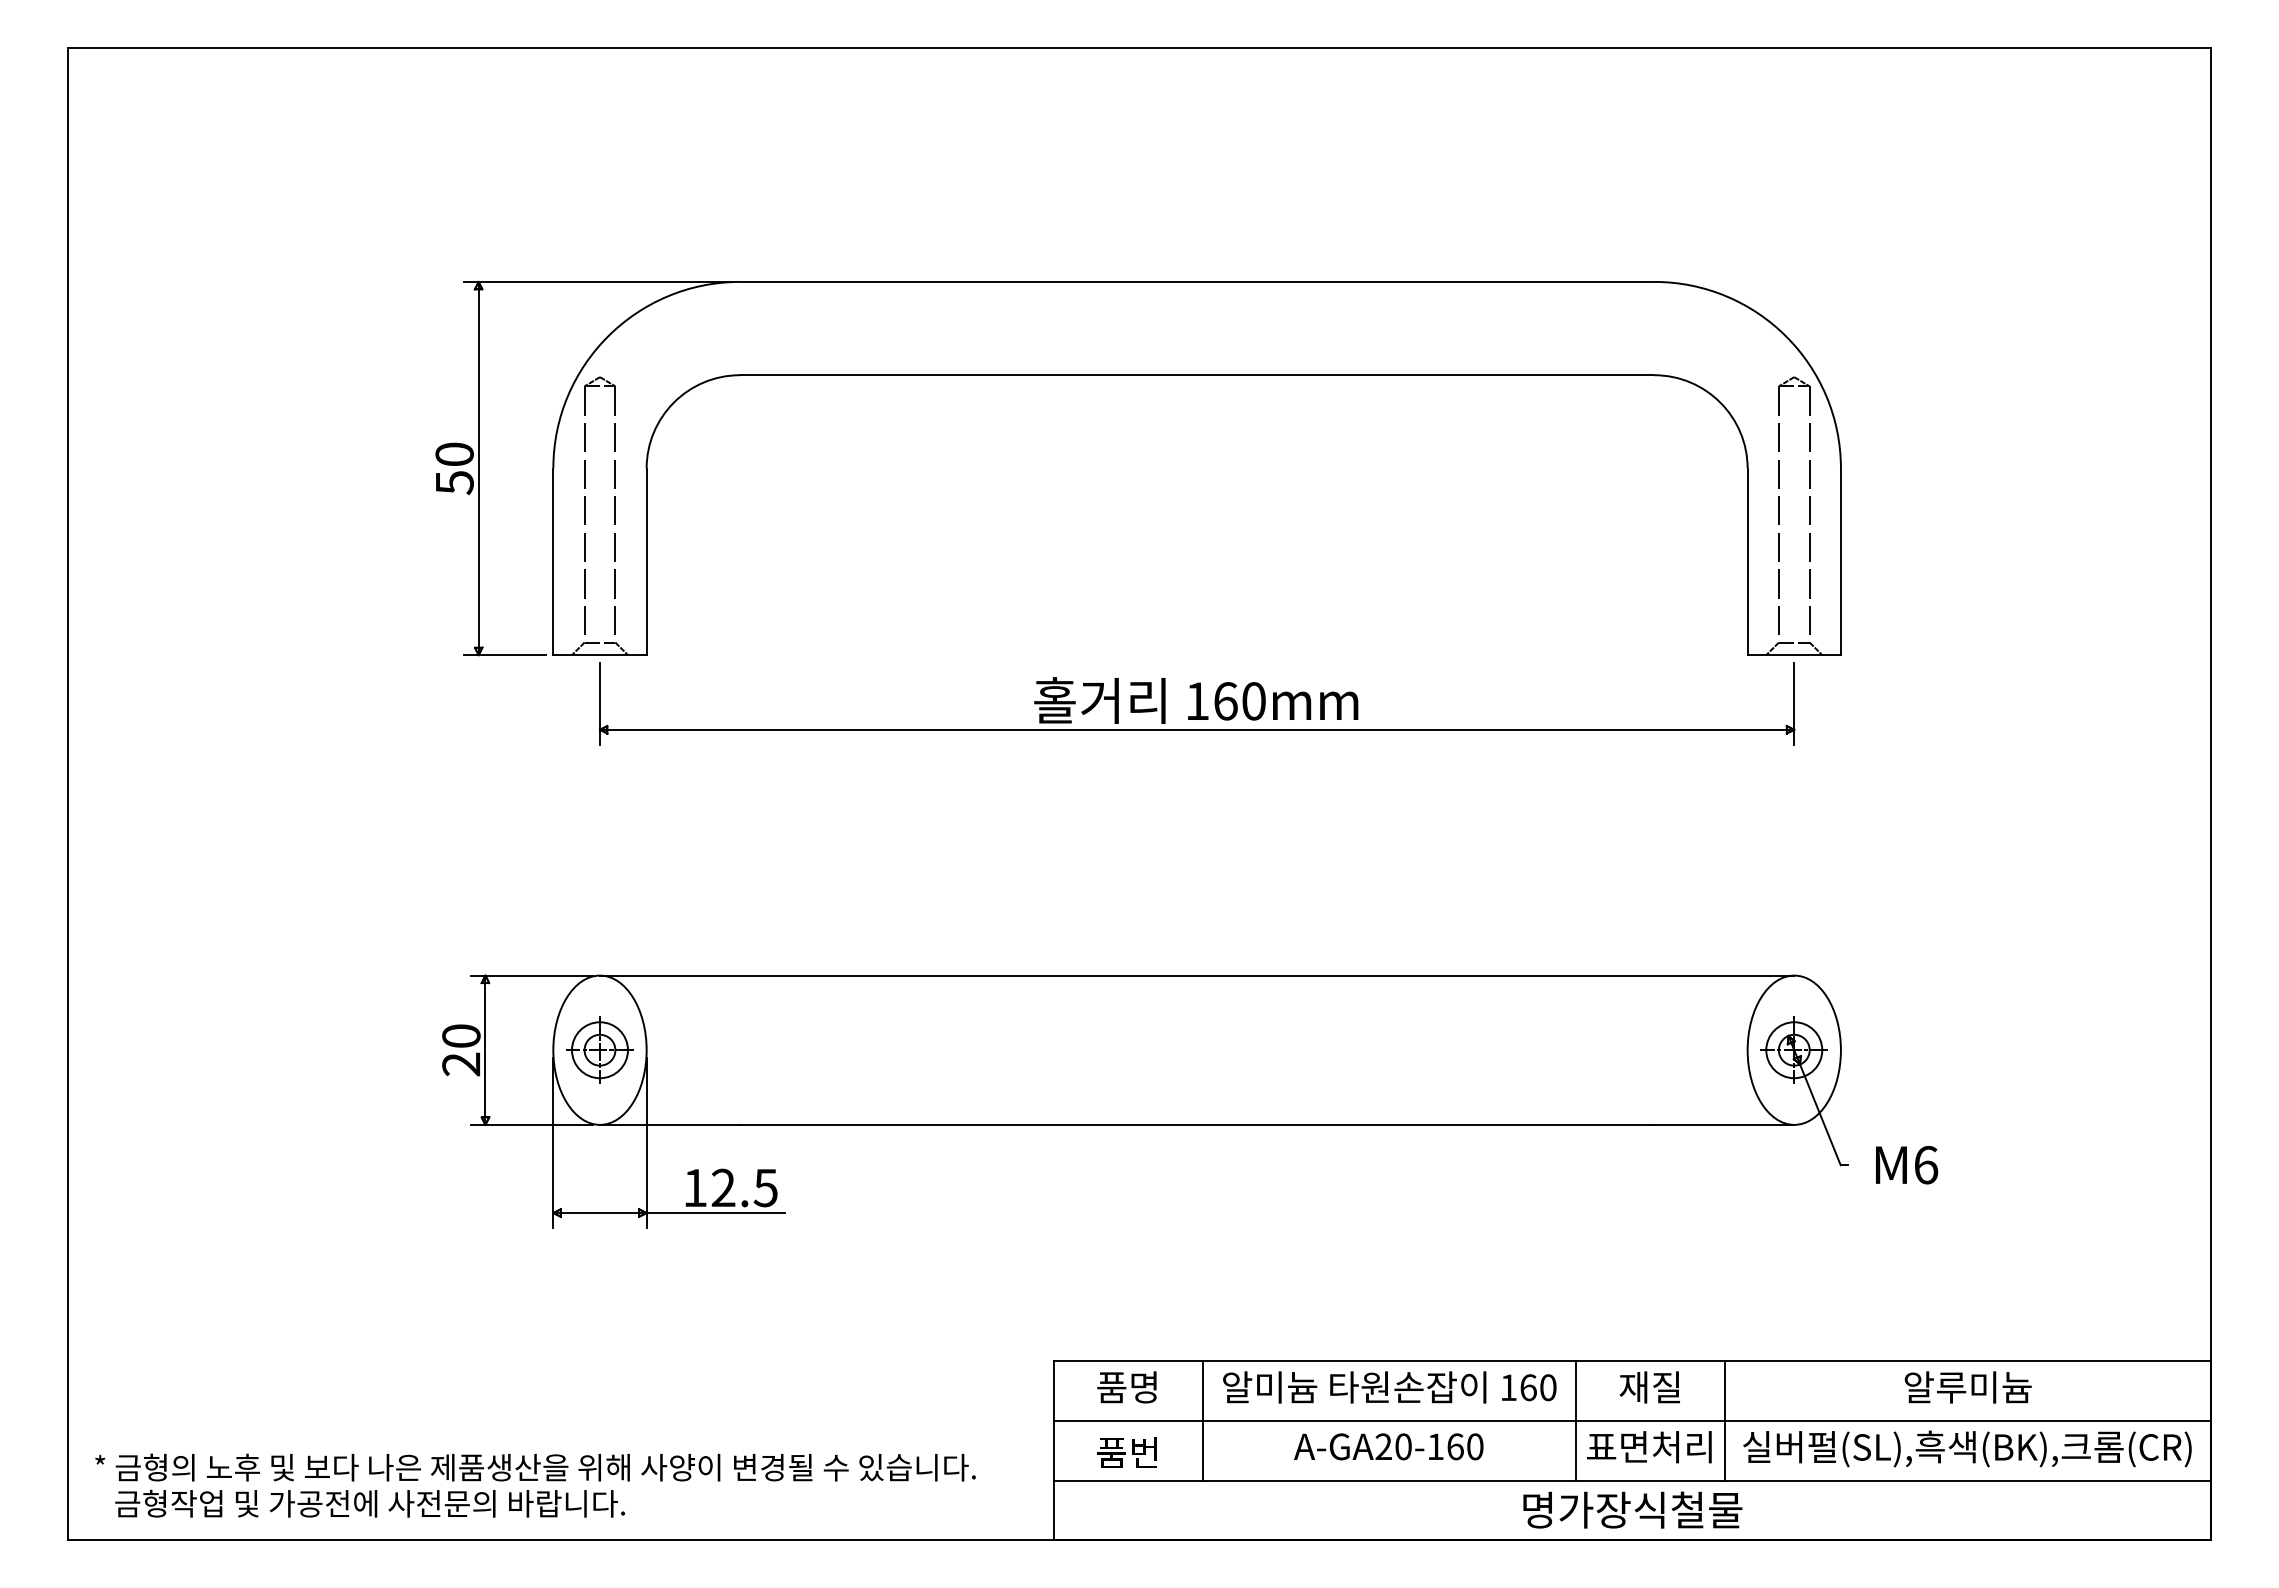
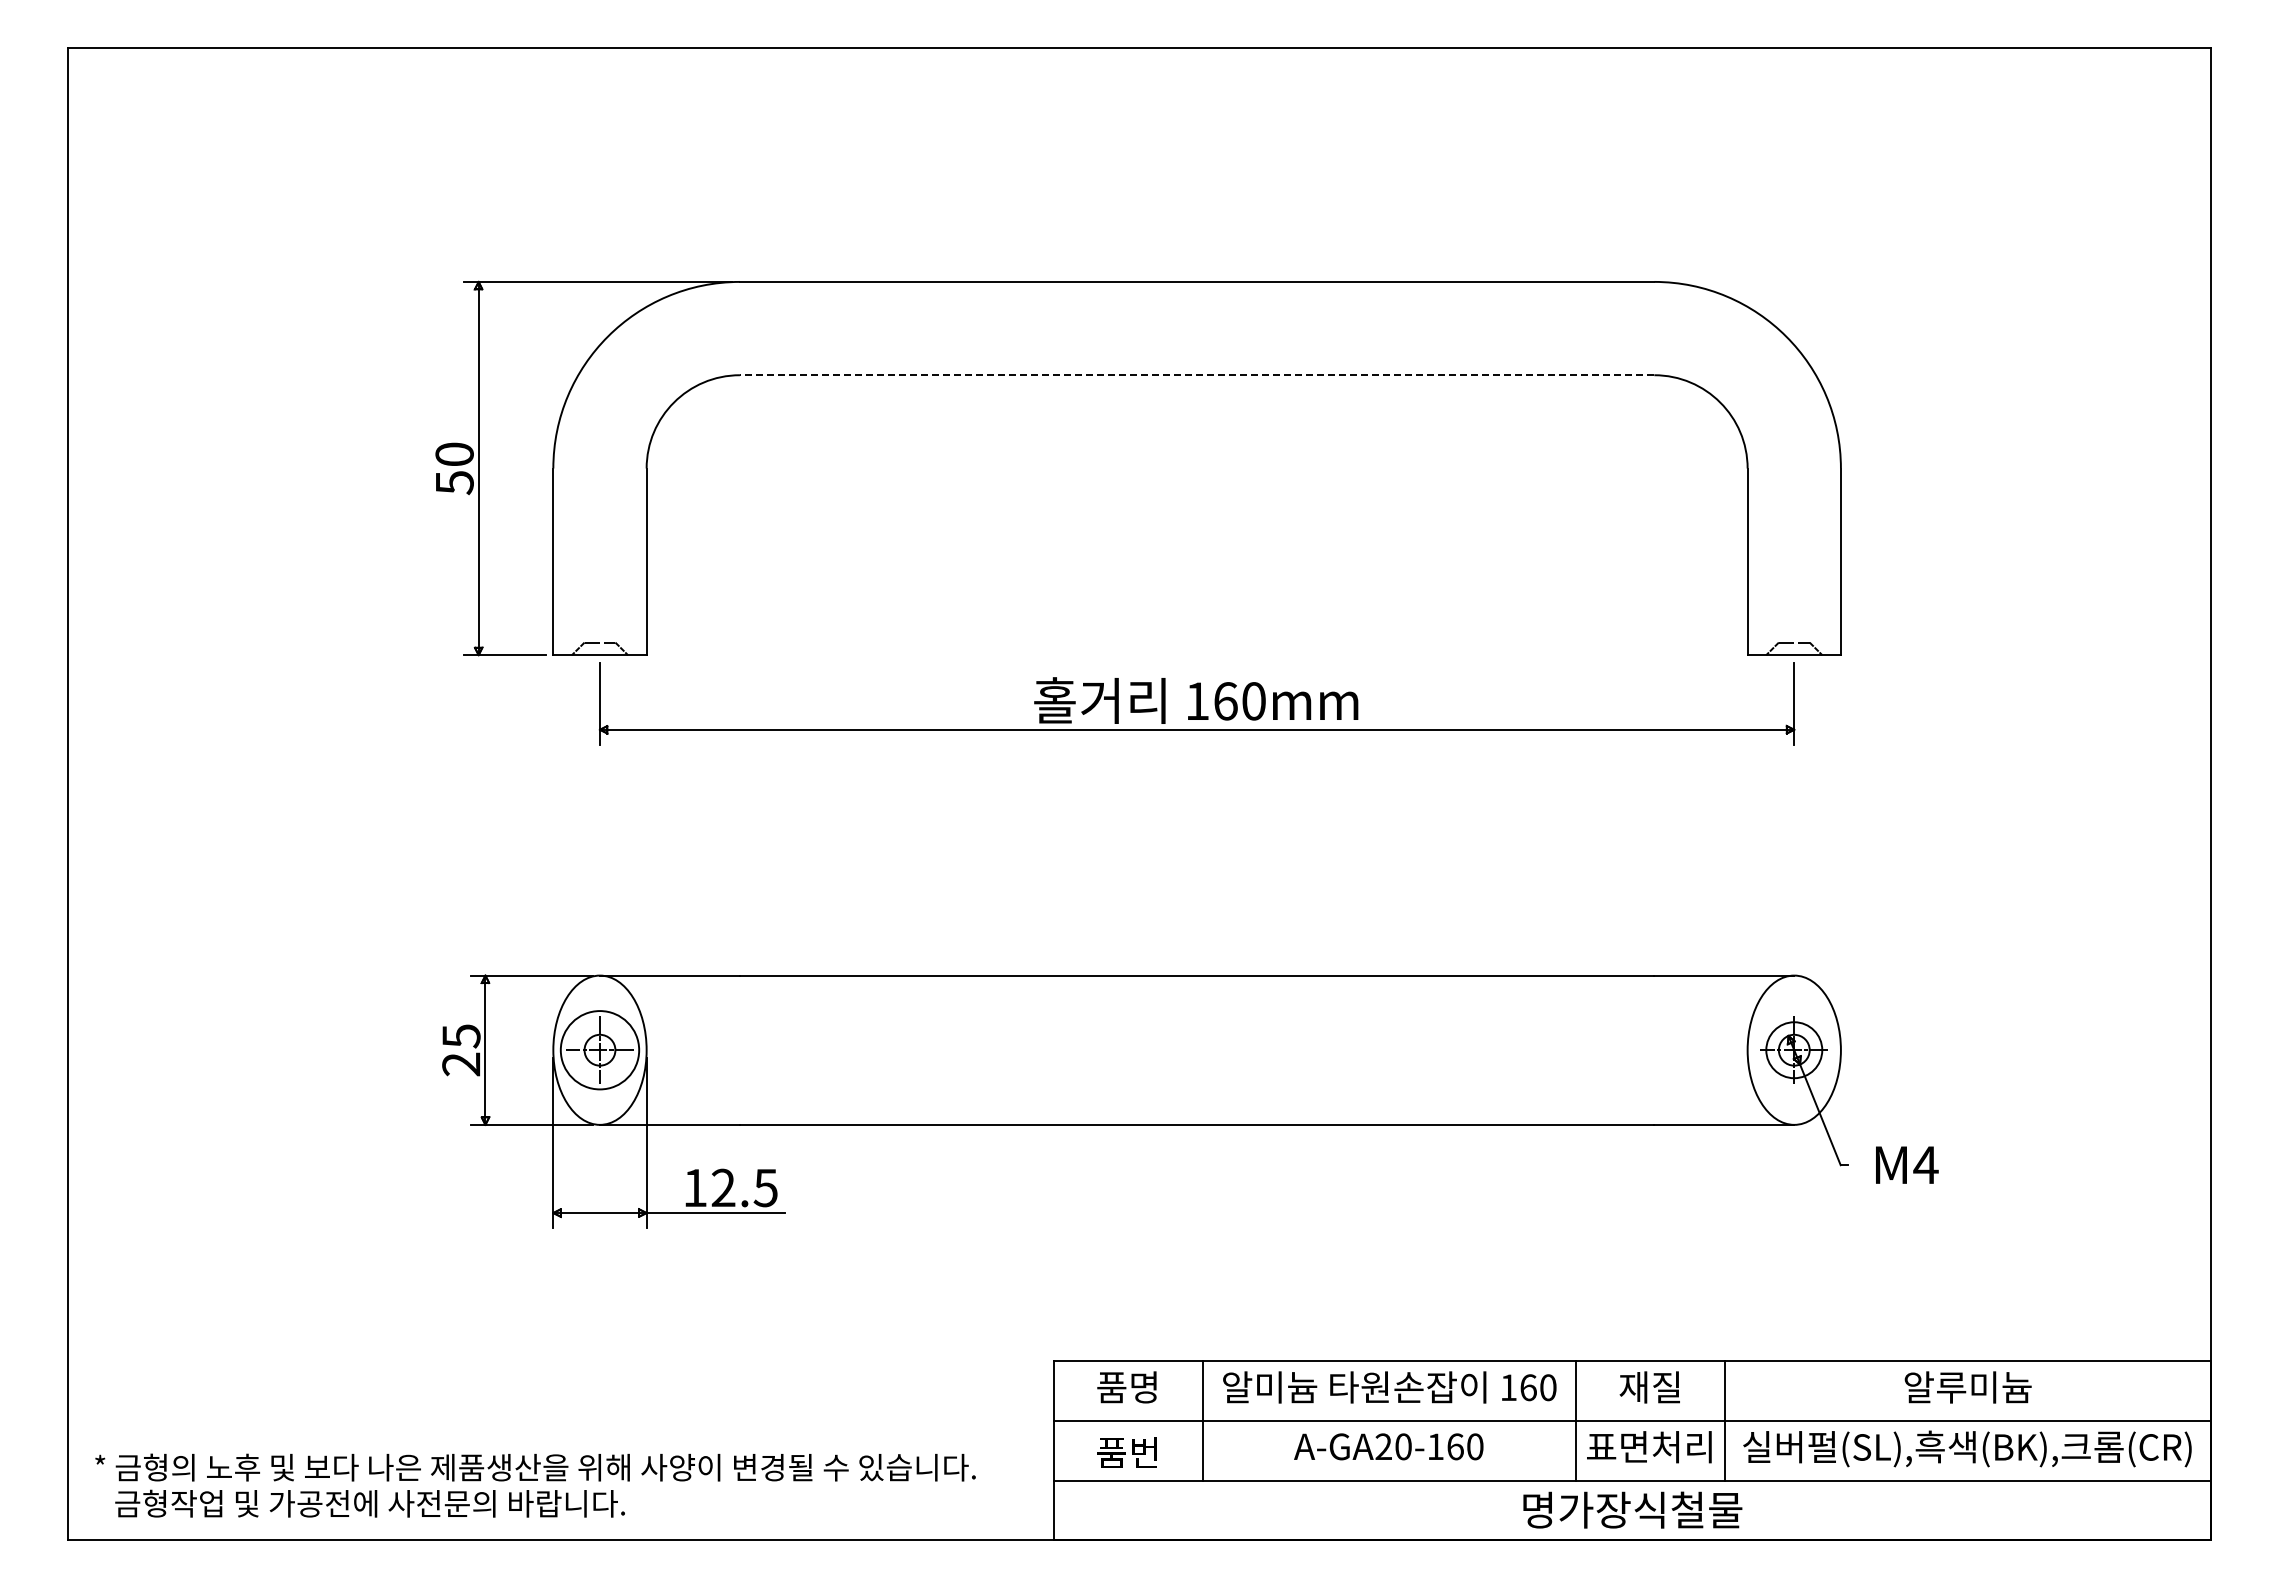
line: solid -> dashed (1196, 375)
part: present -> none (585, 505)
part: present -> none (1779, 505)
text: 20 -> 25 (461, 1036)
circle diameter: 56 px -> 78 px (599, 1050)
text: M6 -> M4 (1925, 1164)
